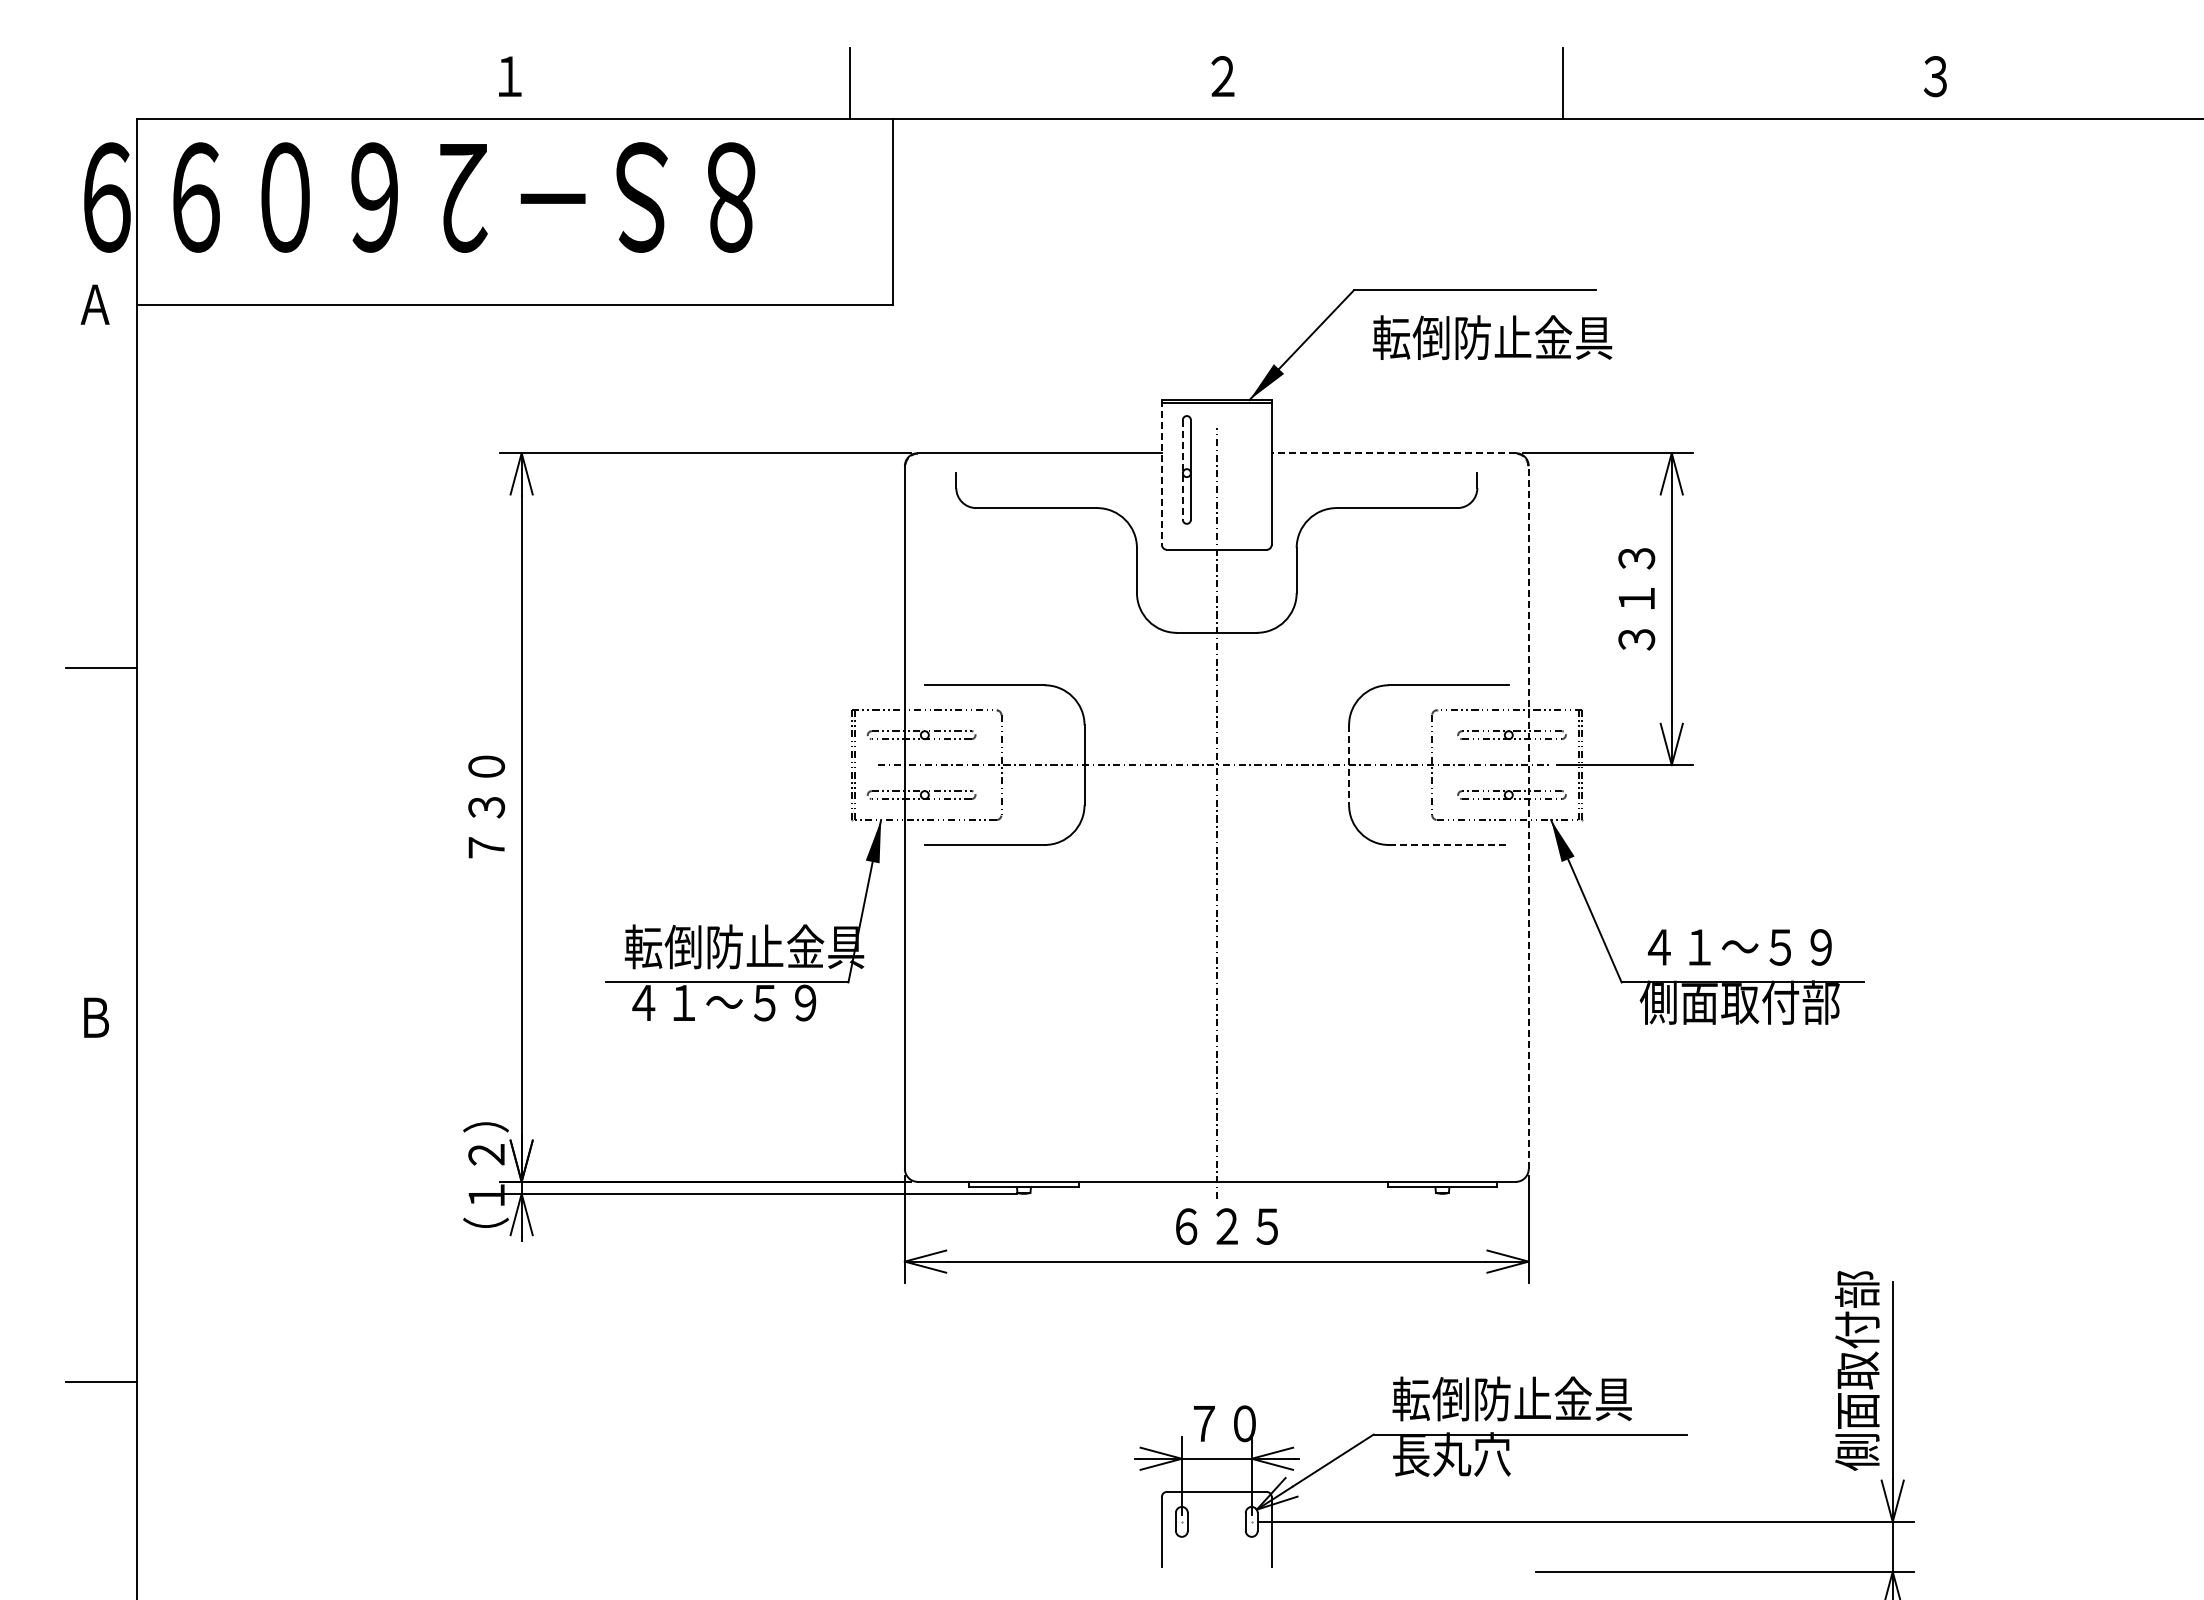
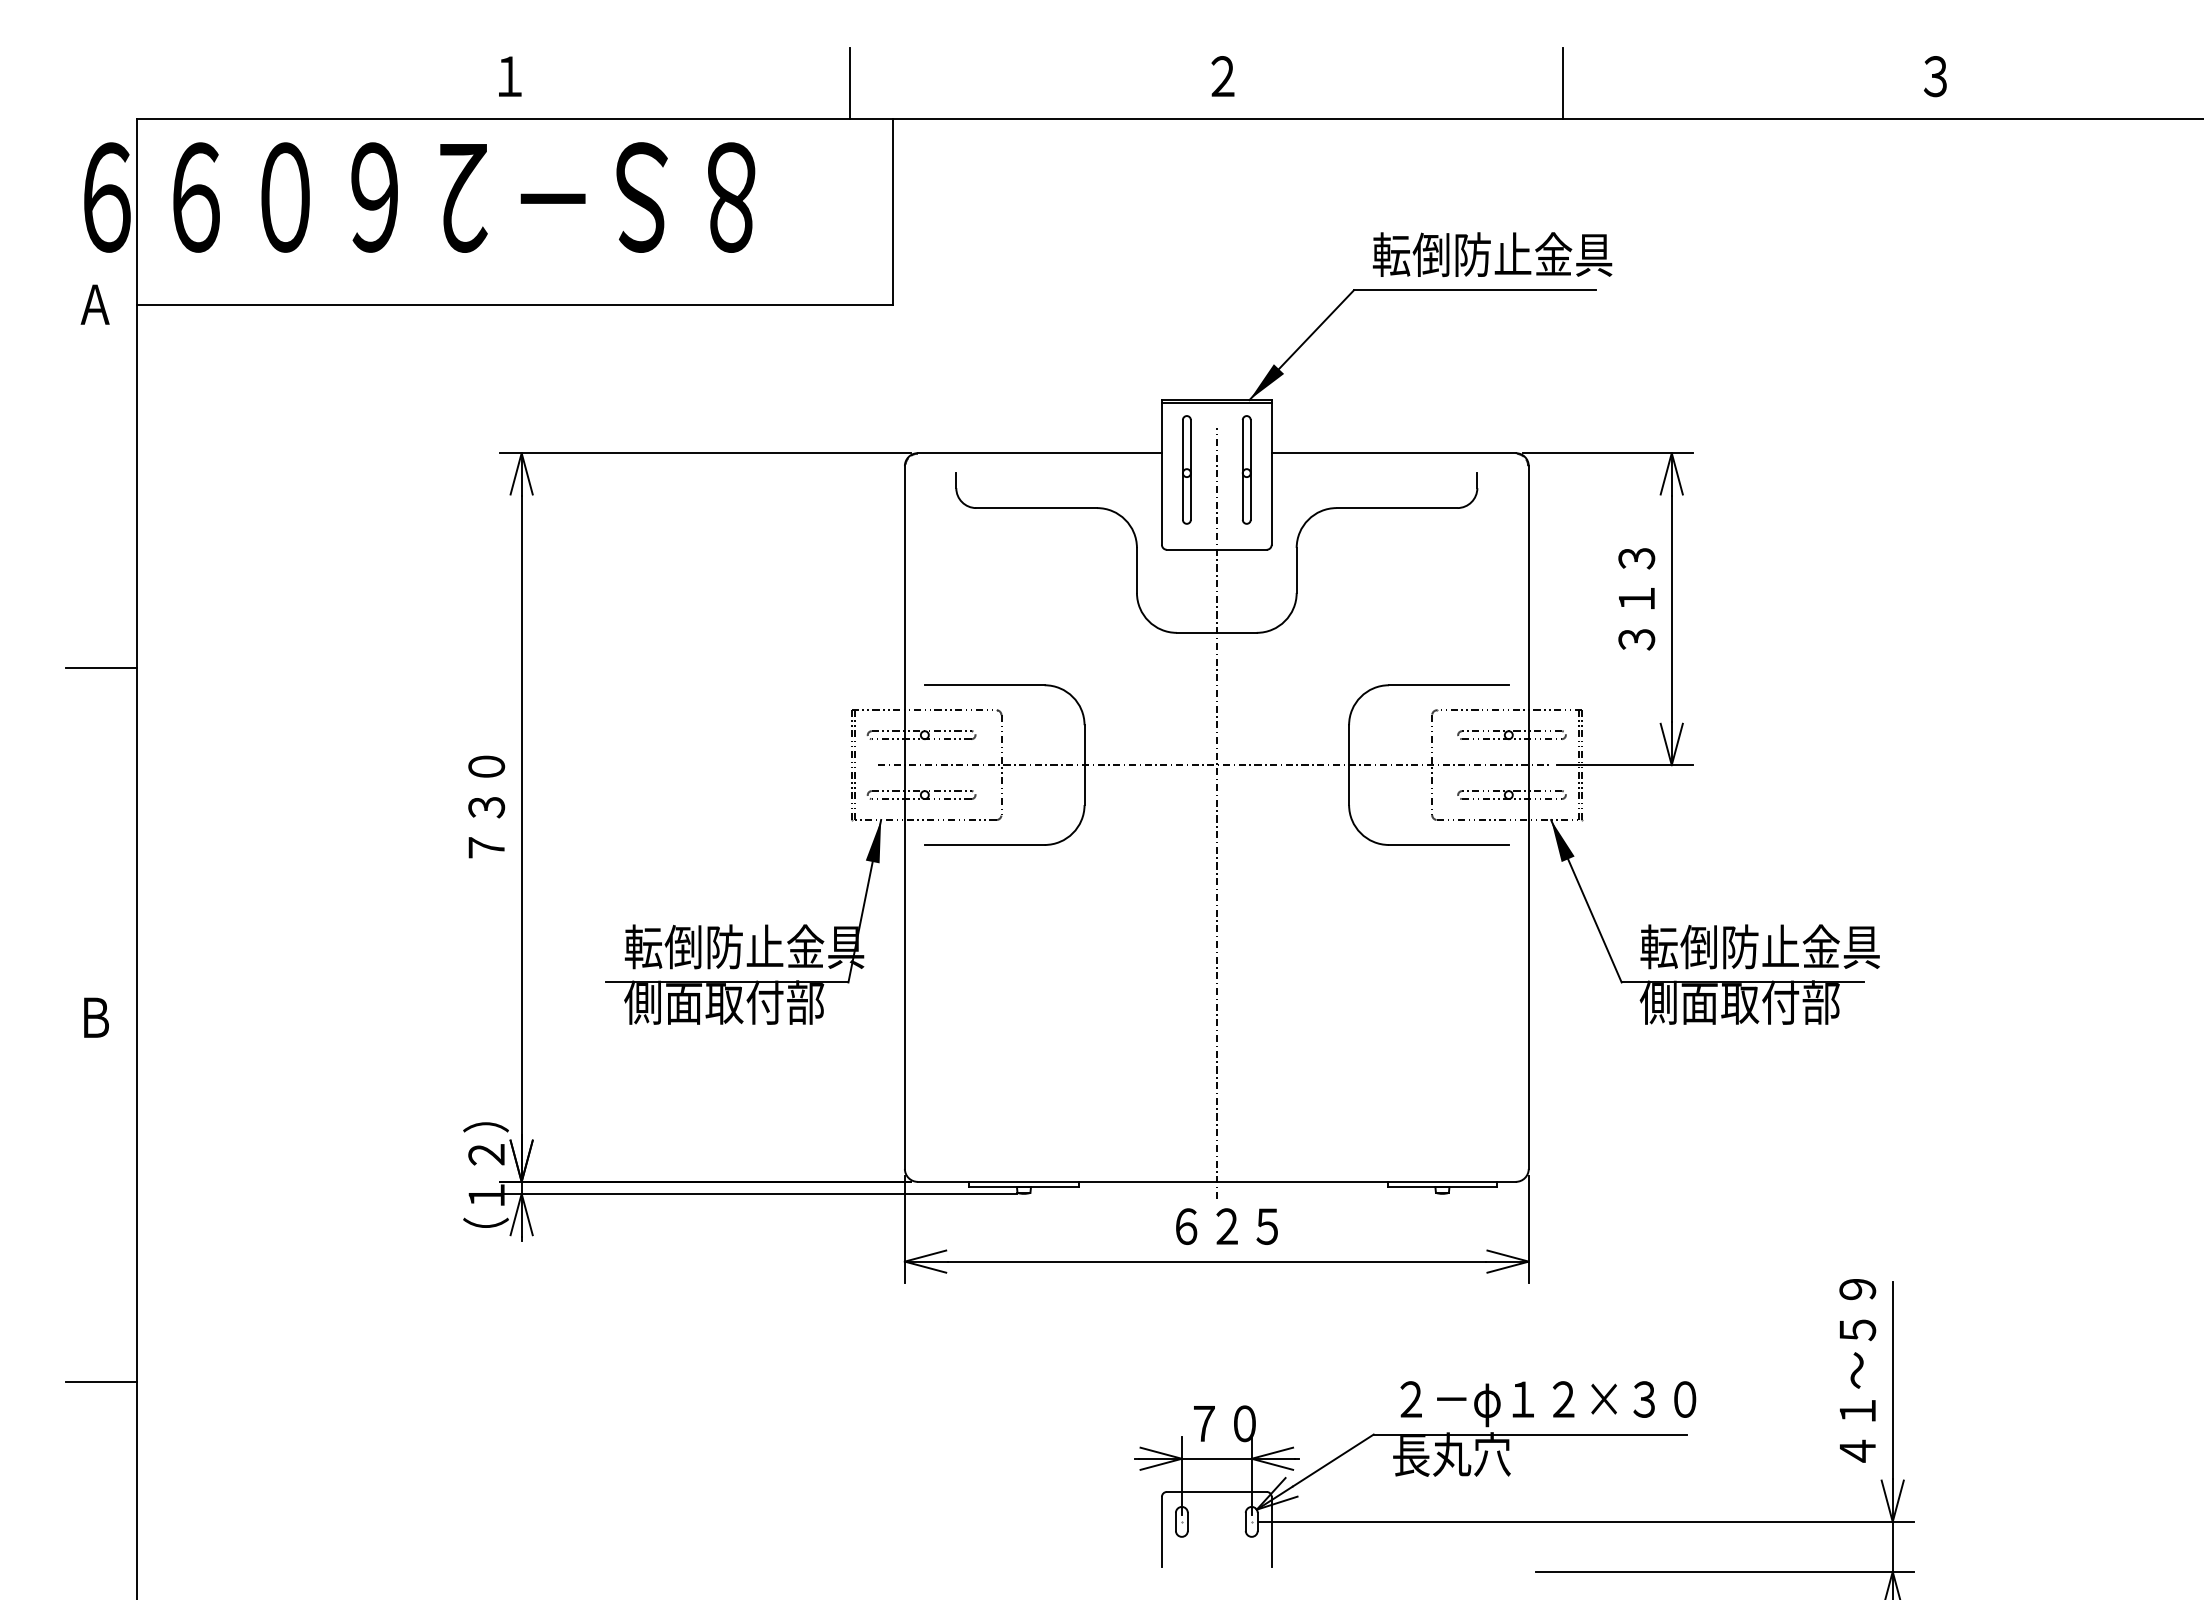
text position: (1492, 337) -> (1492, 254) (1492, 254)
line: dashed -> solid (1393, 453)
line: dashed -> solid (1182, 469)
part: none -> present (1246, 469)
line: dashed -> solid (1161, 472)
line: dashed -> solid (1349, 765)
line: dashed -> solid (1528, 817)
line: dashed -> solid (1448, 844)
text: ４１～５９ -> 転倒防止金具 (1759, 946)
text: ４１～５９ -> 側面取付部 (724, 1002)
text: 側面取付部 -> ４１～５９ (1857, 1370)
text: 転倒防止金具 -> ２－φ１２×３０ (1544, 1401)
